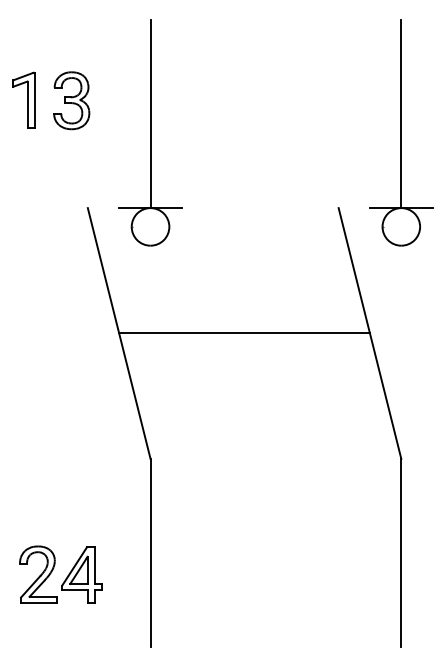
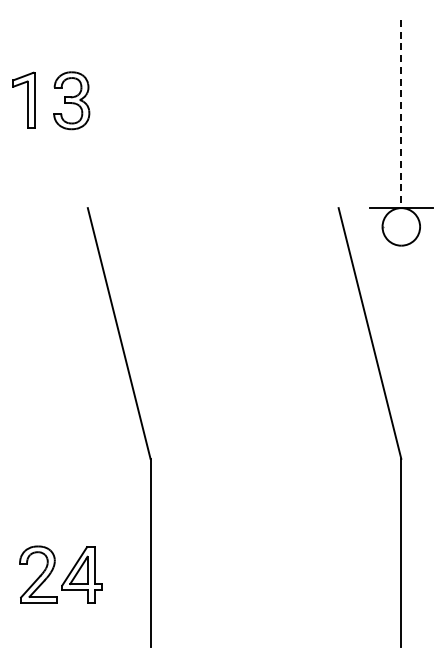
line: solid -> dashed (401, 114)
part: present -> none (150, 132)
line: present -> none (244, 333)
